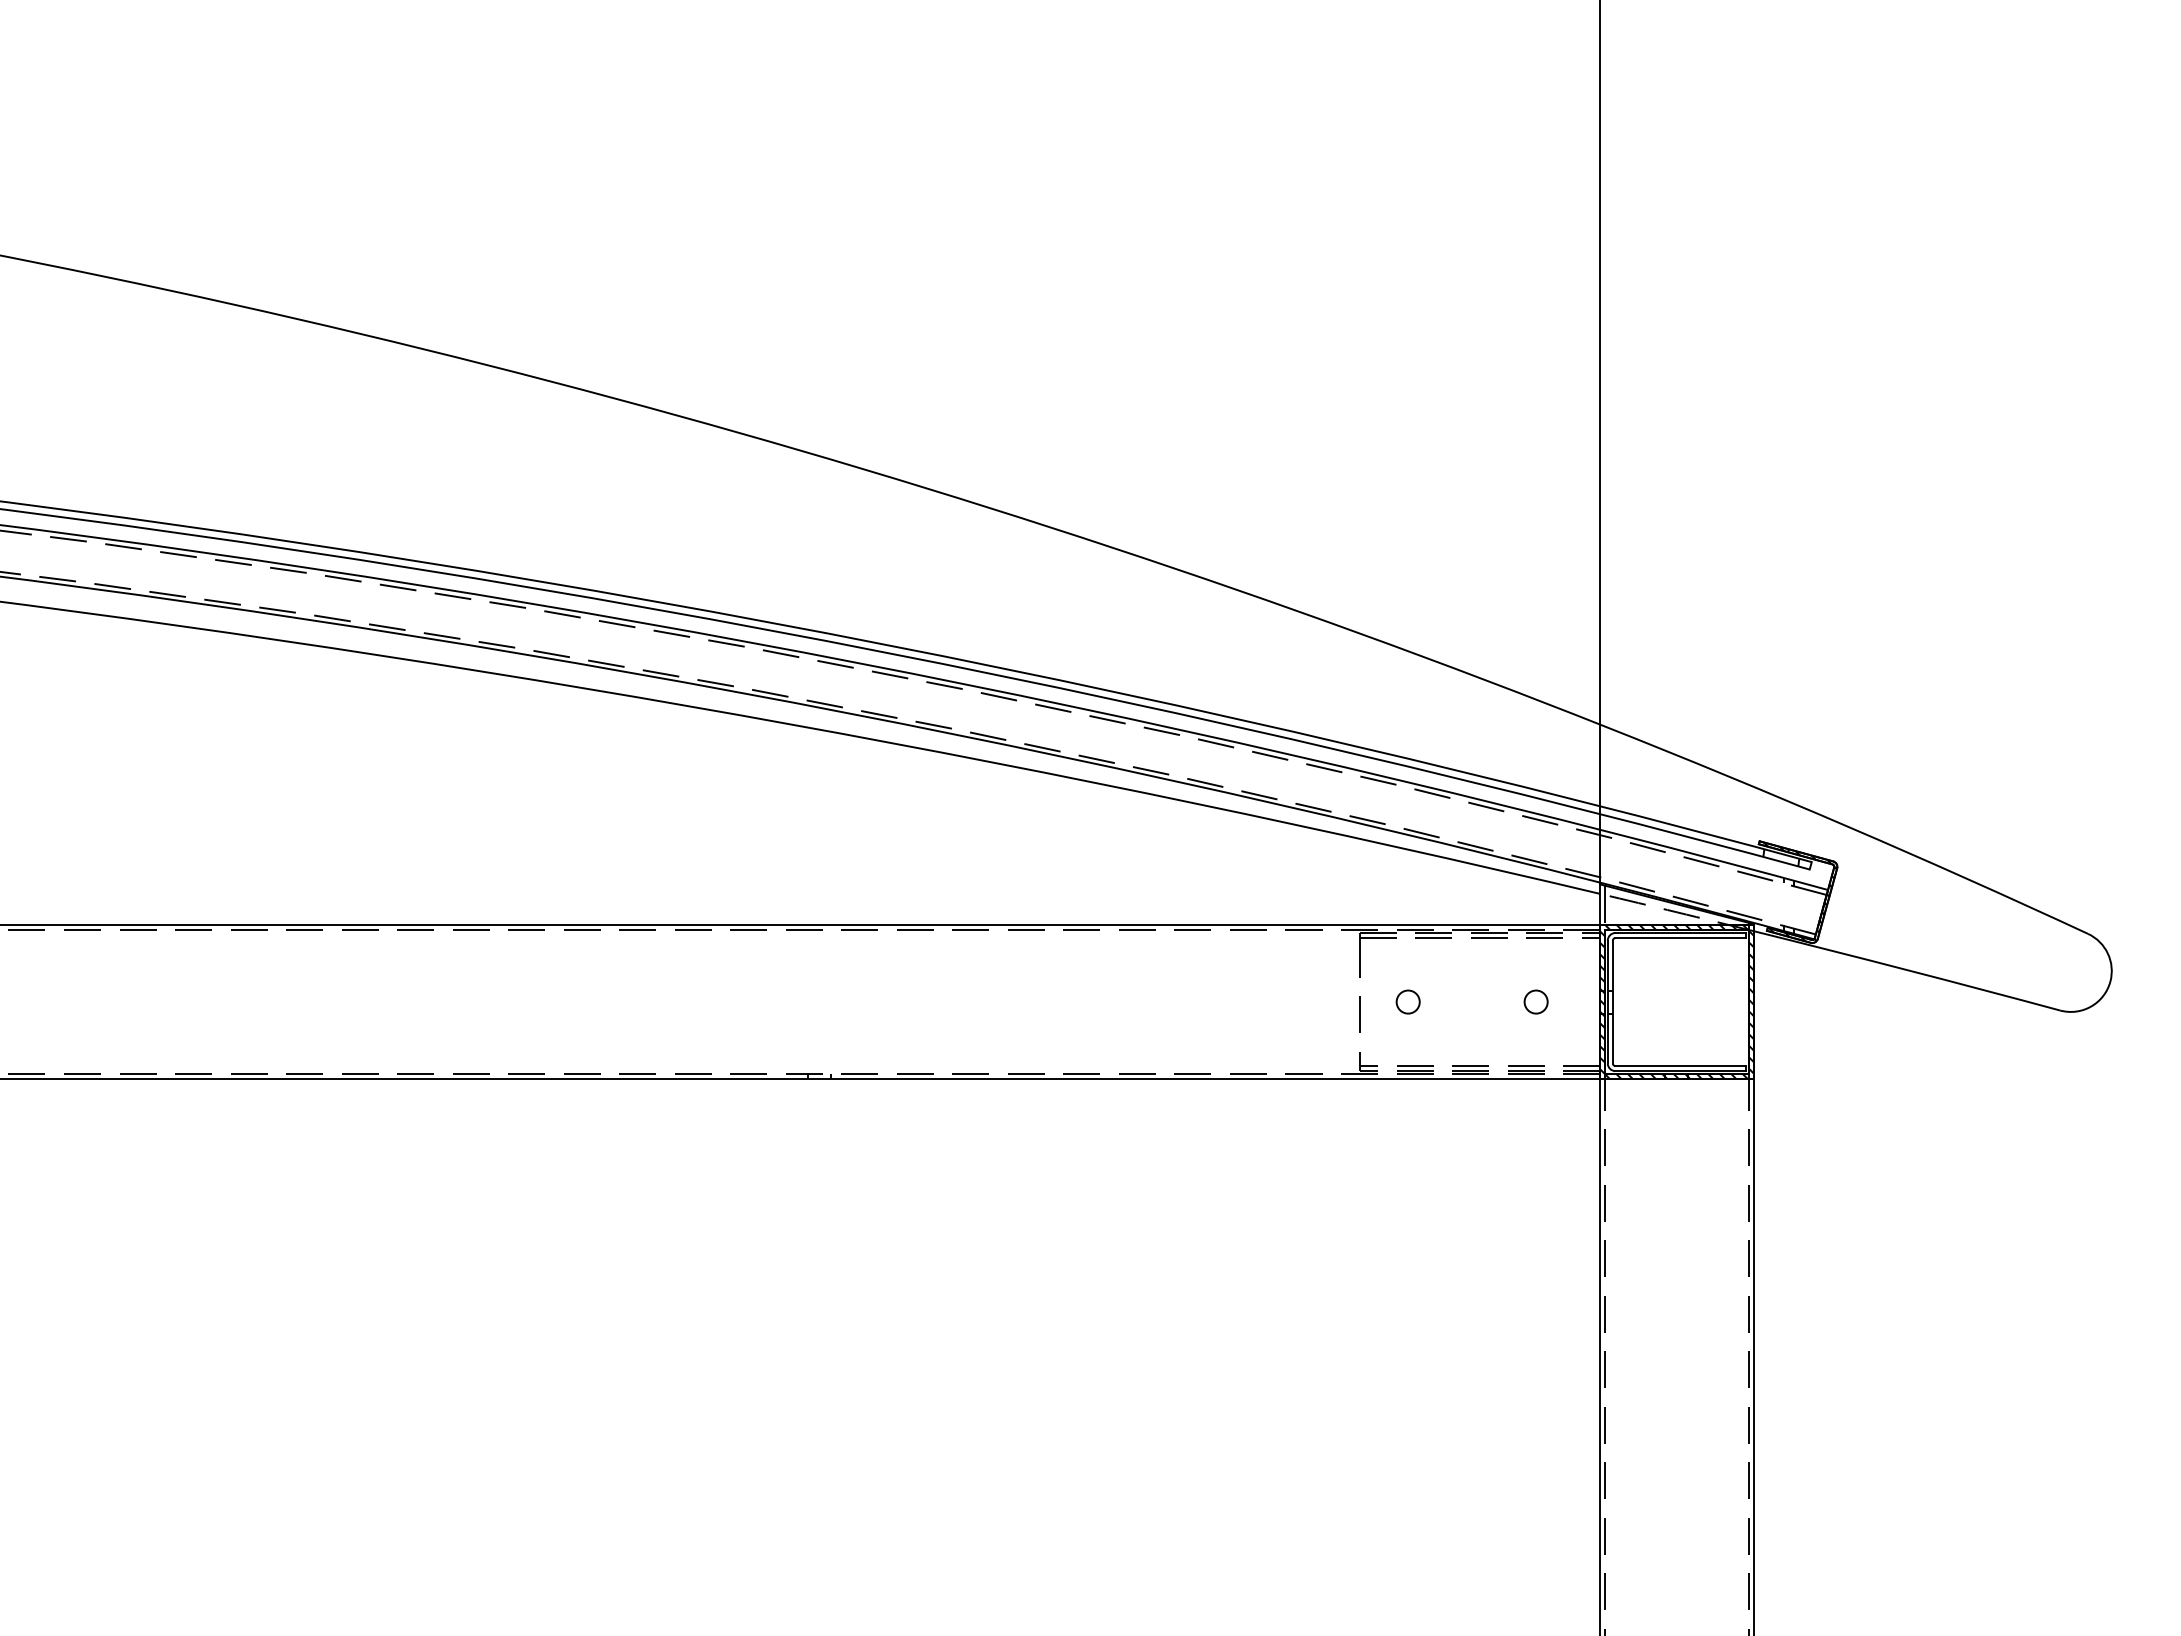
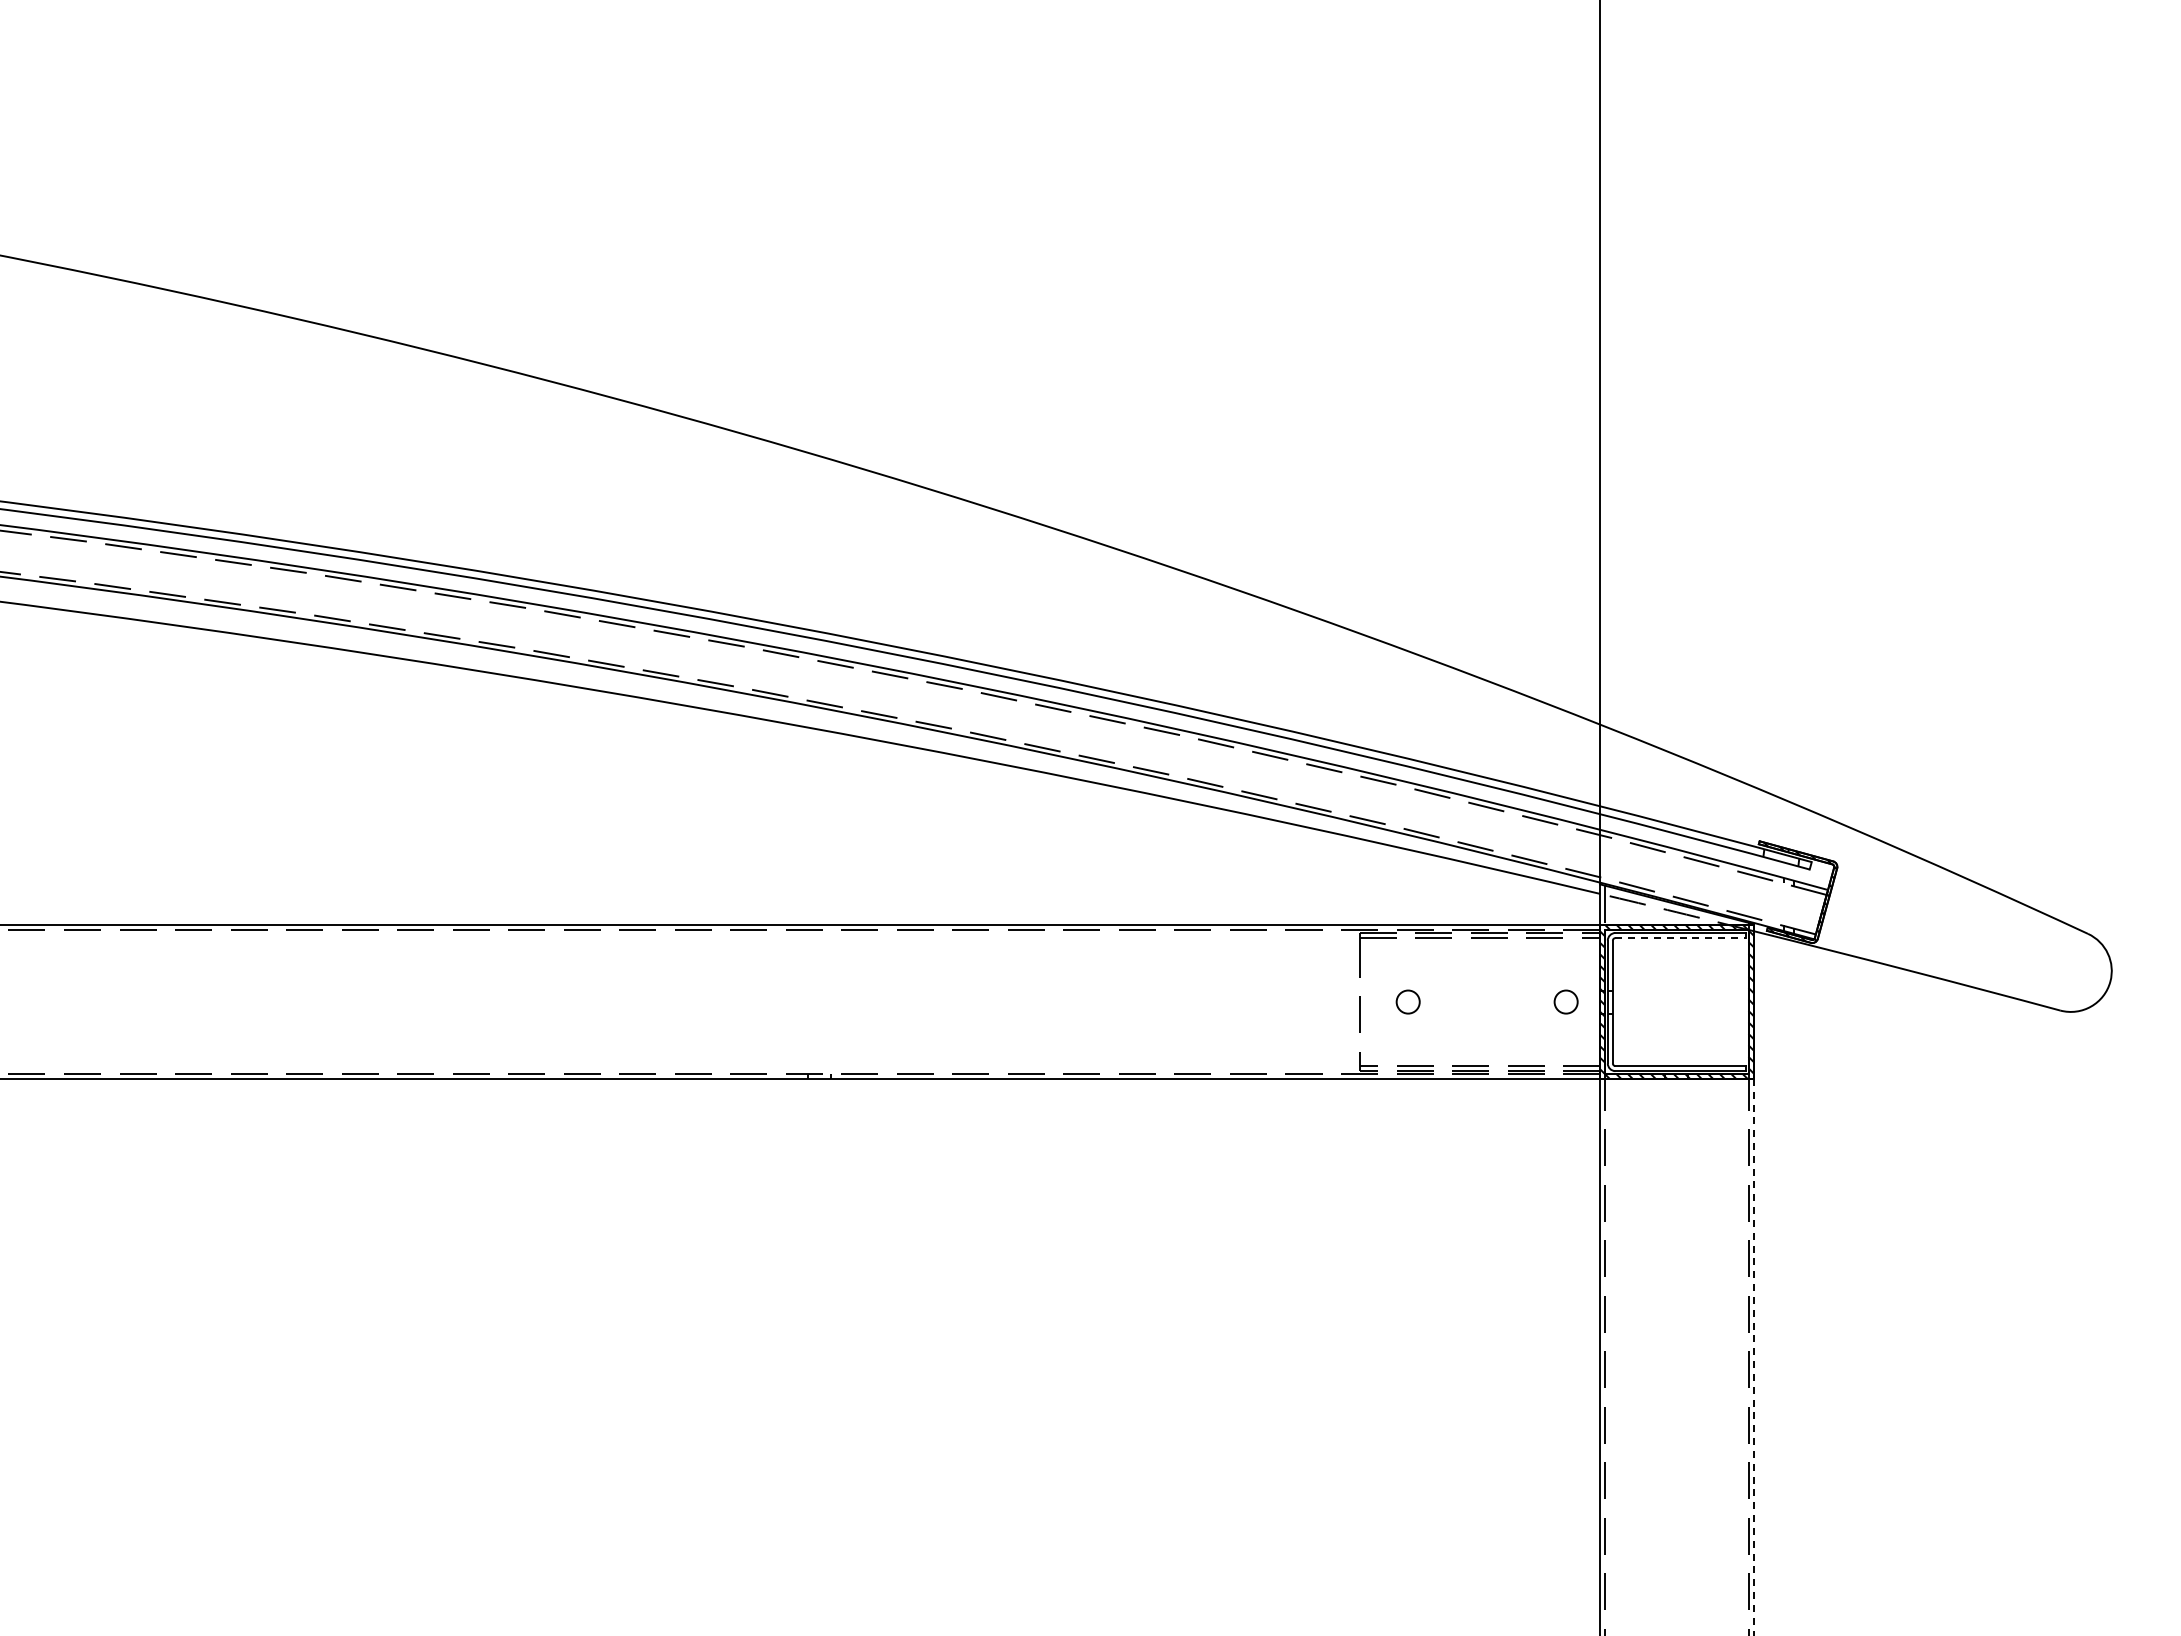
line: solid -> dashed (1681, 938)
circle position: (1535, 1001) -> (1565, 1001) (1565, 1001)
line: solid -> dashed (1753, 1357)
